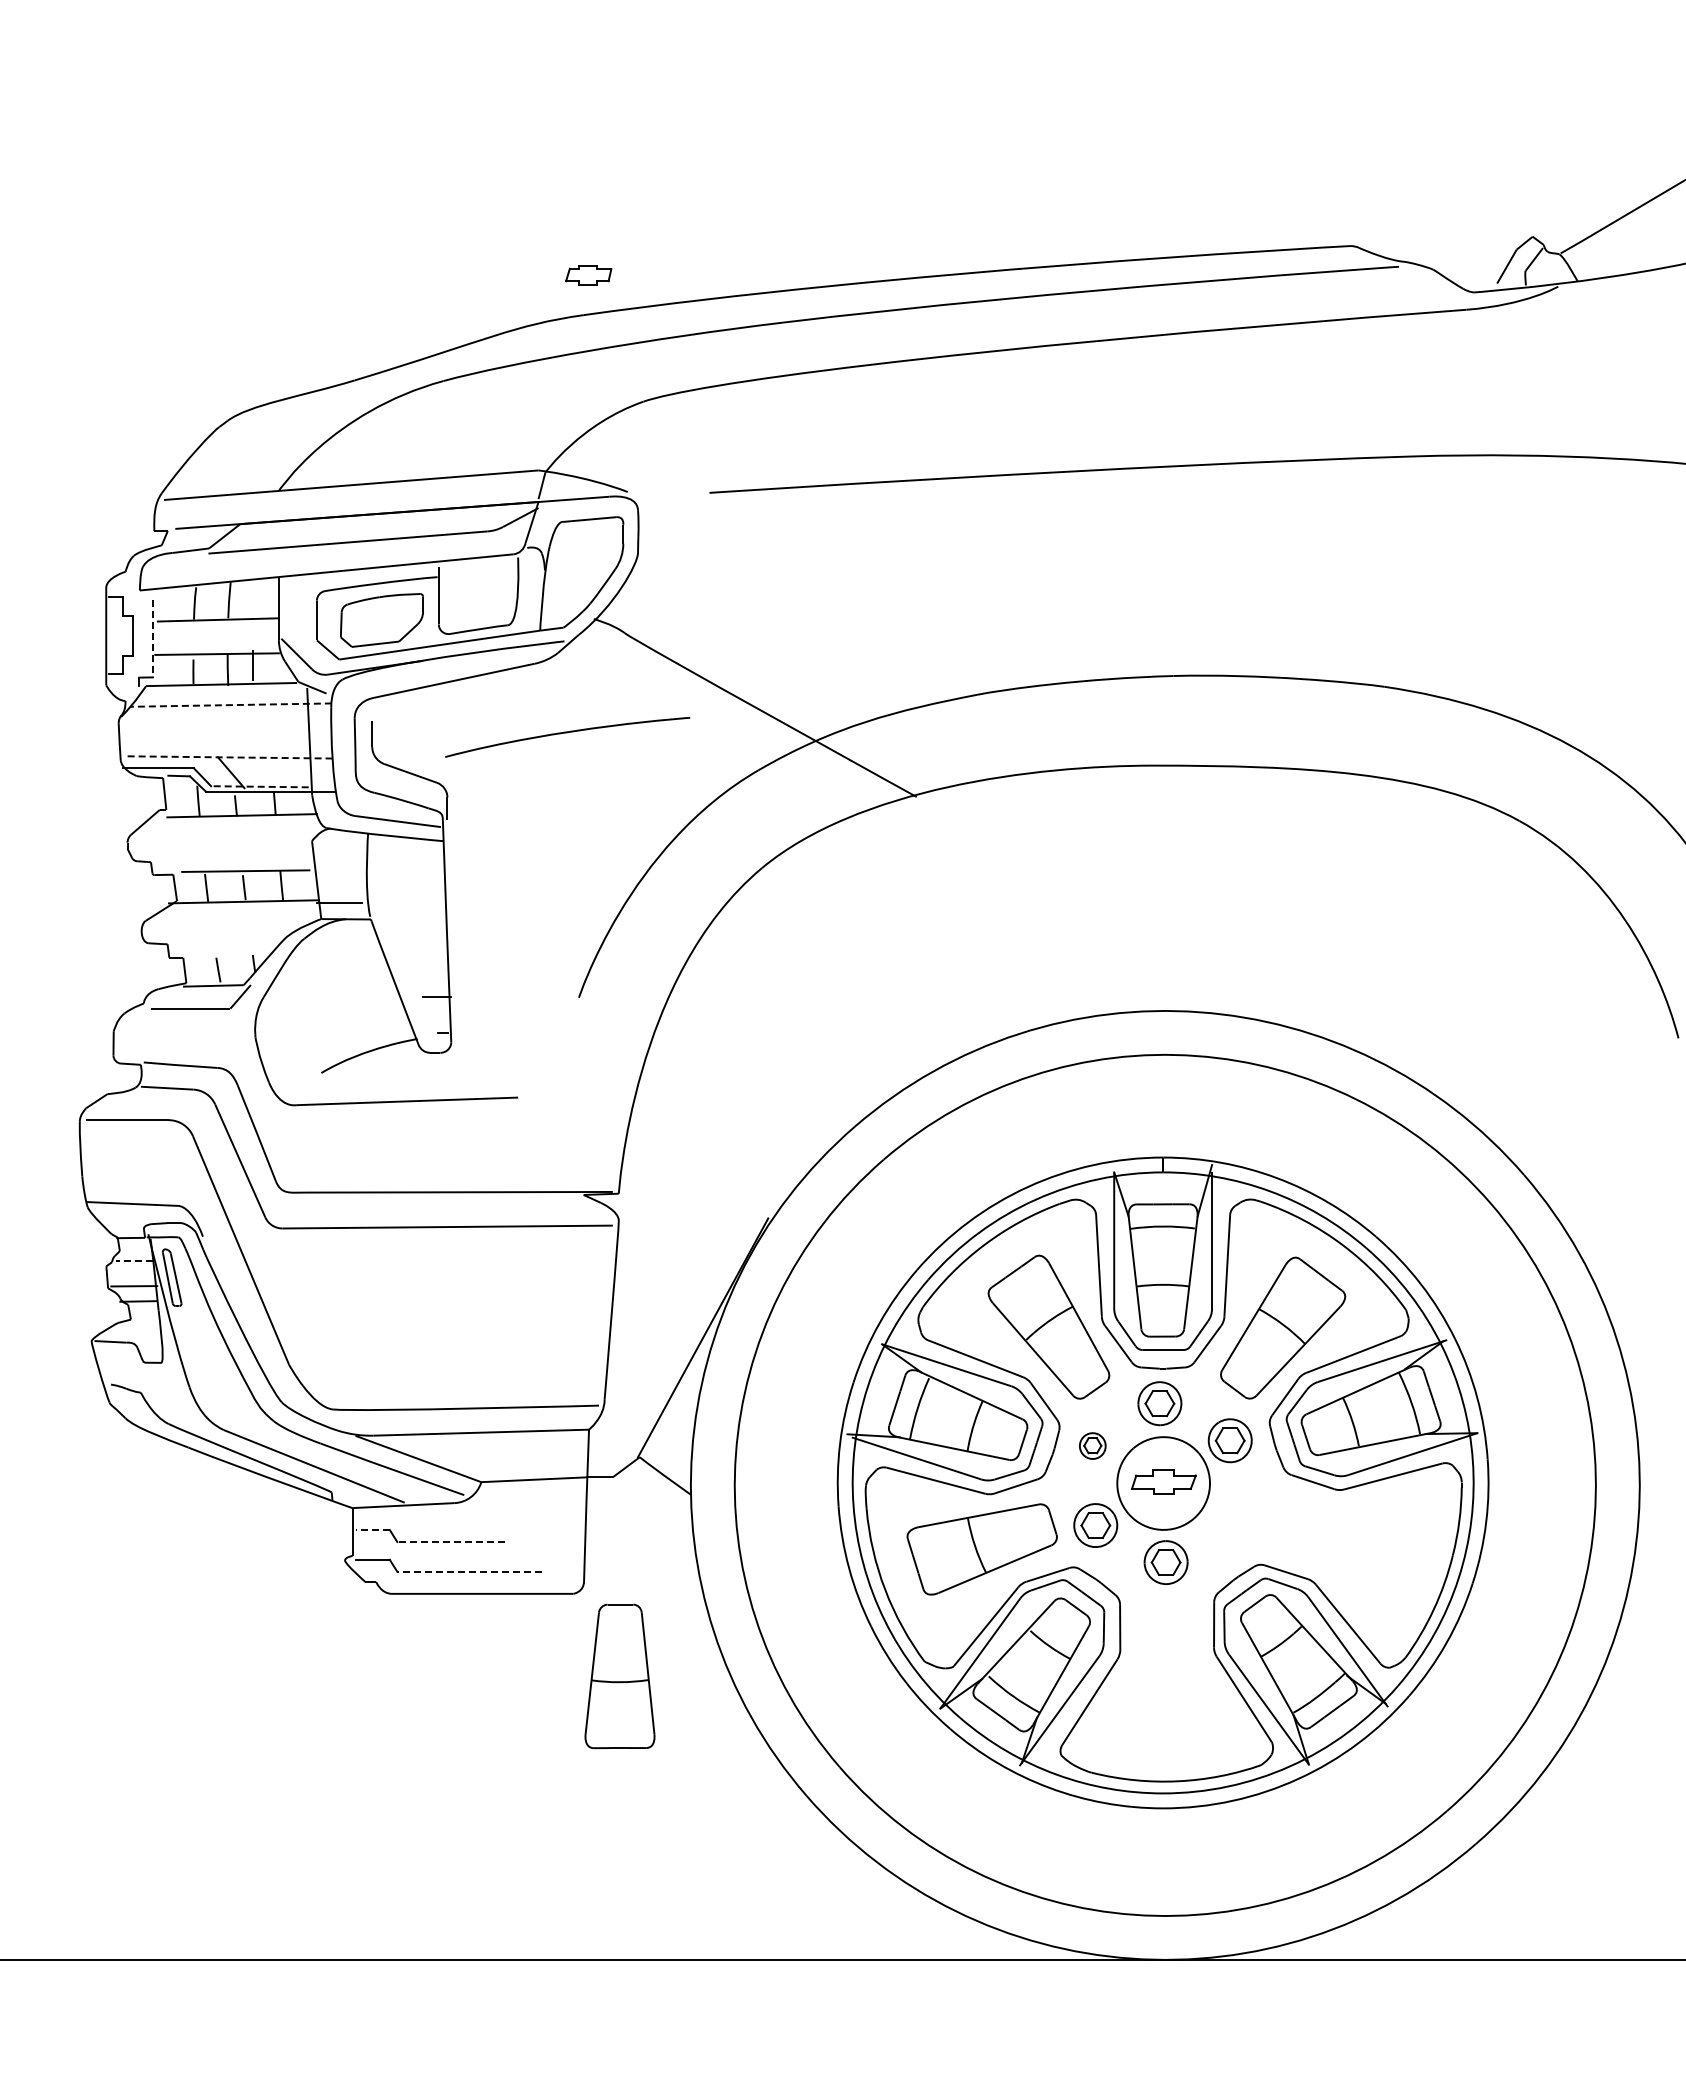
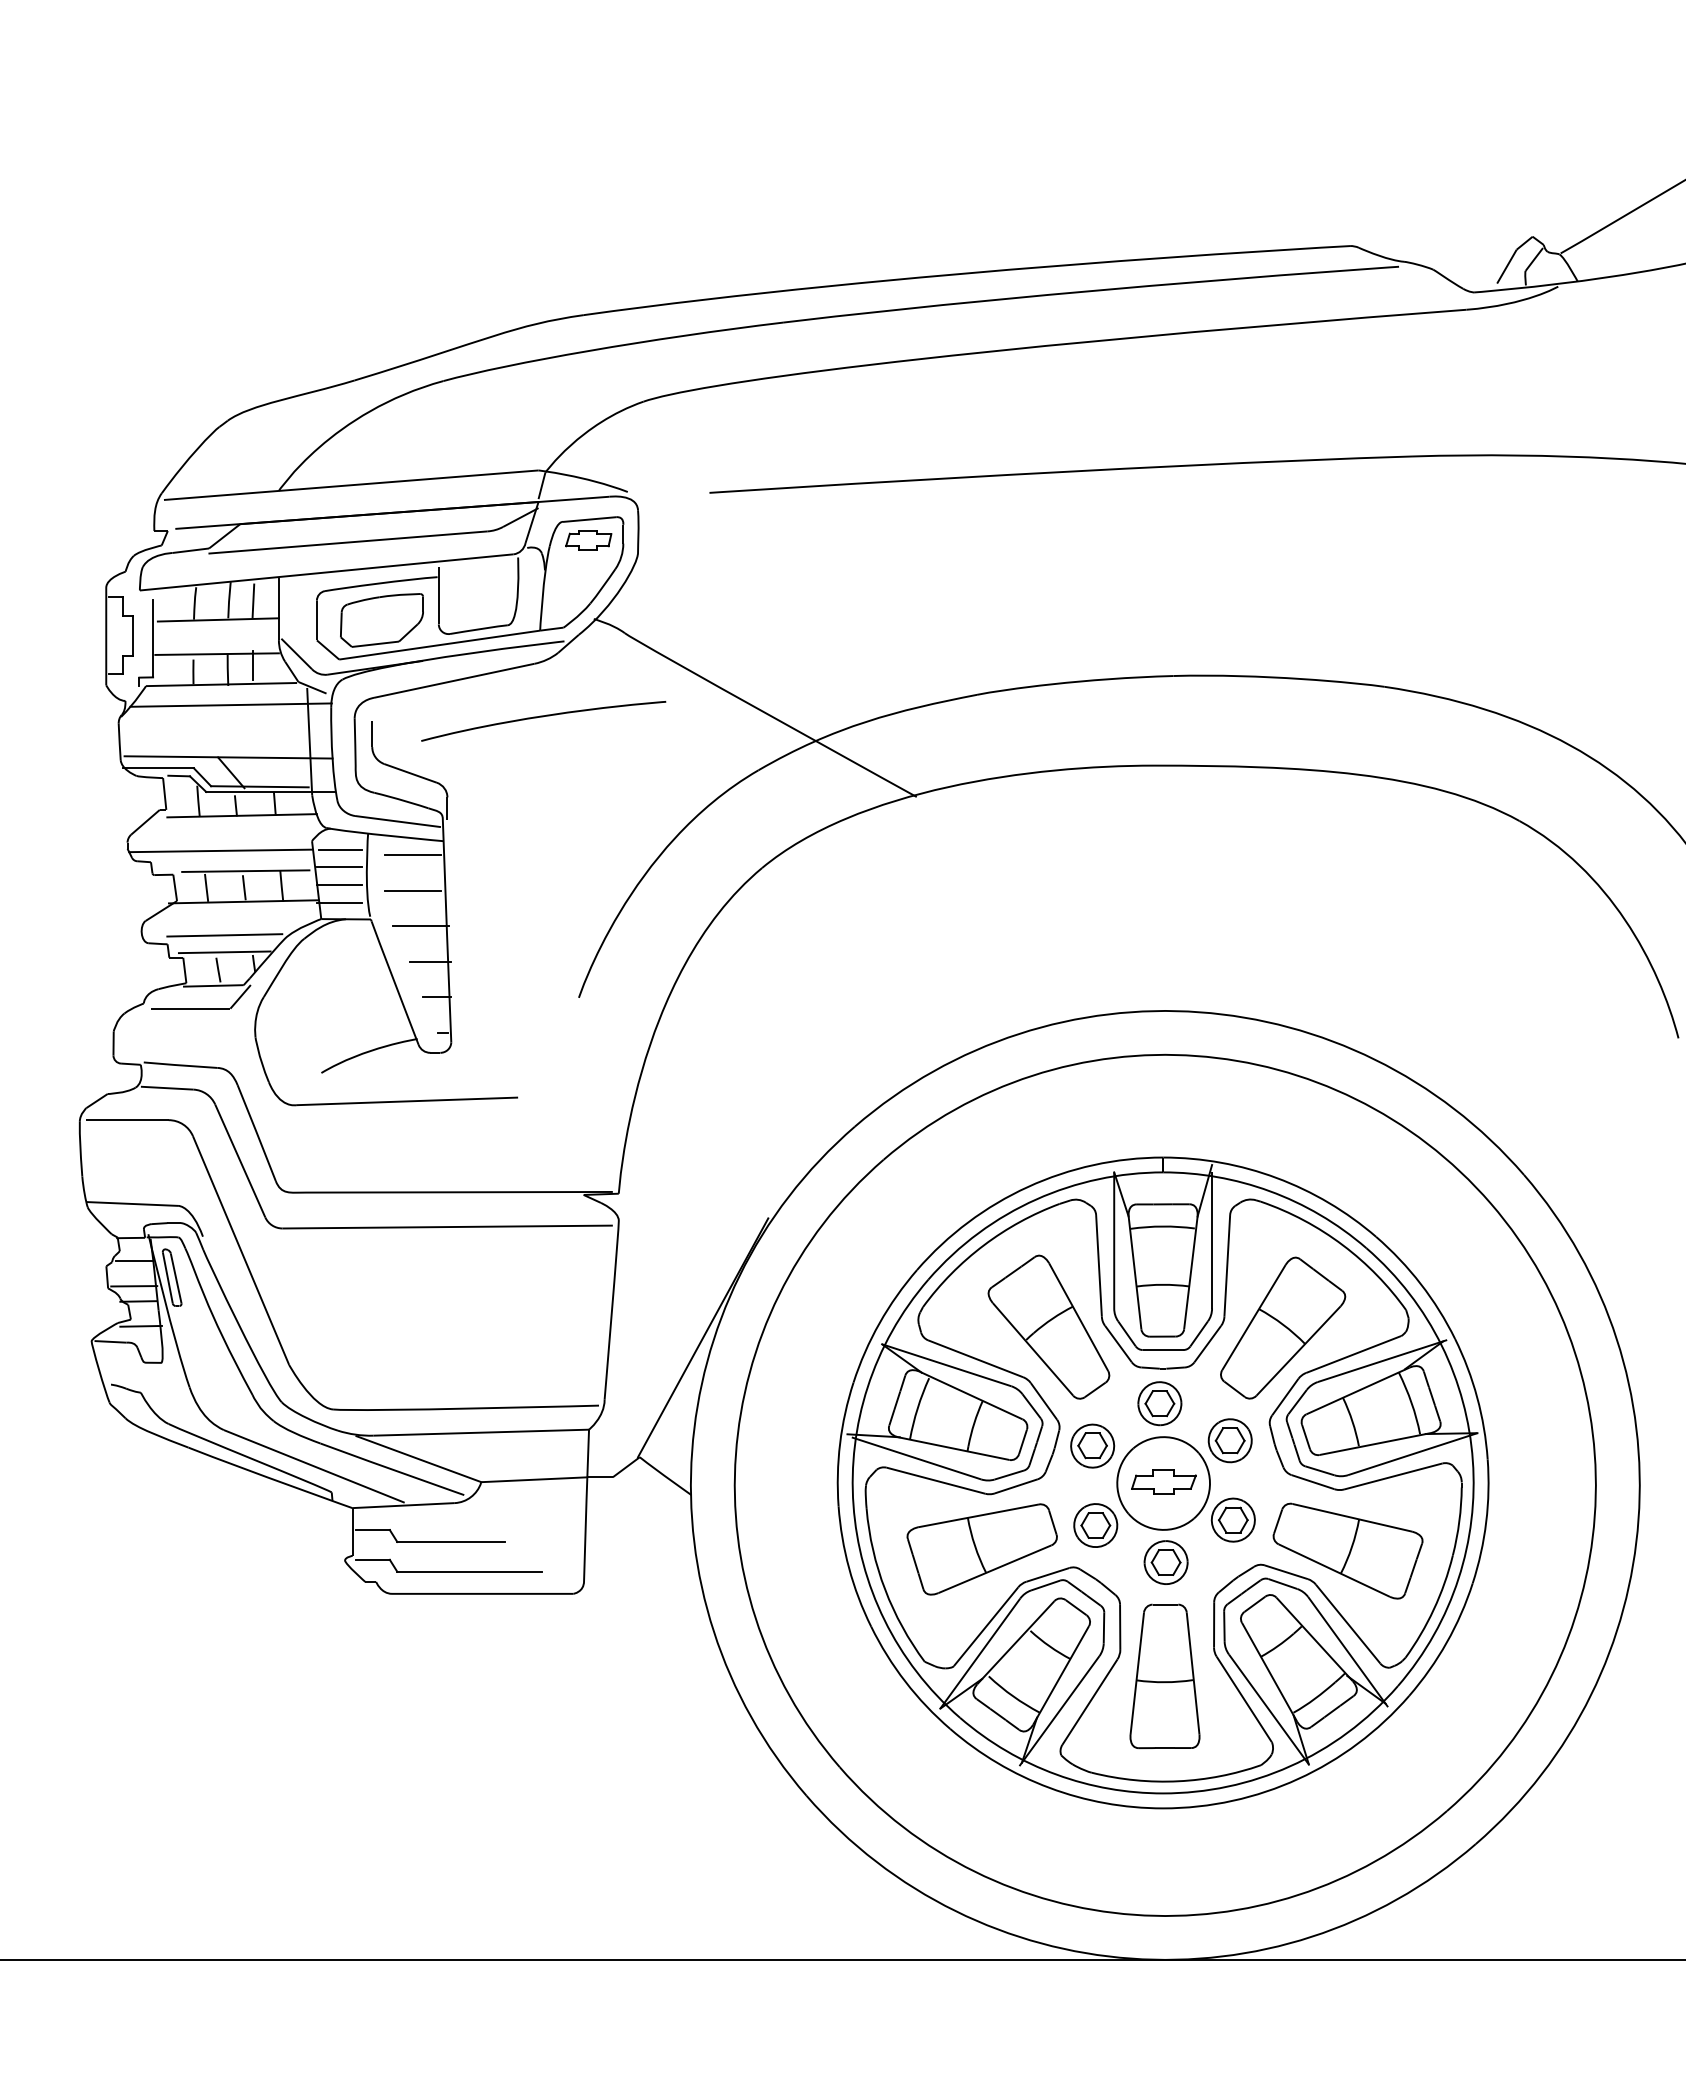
part position: (588, 275) -> (588, 540) (588, 540)
line: none -> present (253, 600)
line: dashed -> solid (153, 638)
line: dashed -> solid (231, 705)
curve position: (567, 733) -> (543, 717) (543, 717)
line: dashed -> solid (228, 757)
line: dashed -> solid (259, 786)
line: none -> present (339, 849)
line: none -> present (220, 850)
line: none -> present (412, 855)
line: none -> present (338, 867)
line: none -> present (338, 885)
line: none -> present (412, 890)
line: none -> present (421, 926)
line: none -> present (224, 935)
line: none -> present (224, 952)
line: none -> present (429, 961)
line: dashed -> solid (133, 1261)
line: none -> present (140, 1325)
part size: 28x28 px -> 46x46 px (1092, 1445)
part: none -> present (1232, 1519)
line: dashed -> solid (373, 1530)
line: dashed -> solid (451, 1542)
part: none -> present (1347, 1550)
line: dashed -> solid (469, 1571)
part position: (619, 1676) -> (1164, 1676) (1164, 1676)
